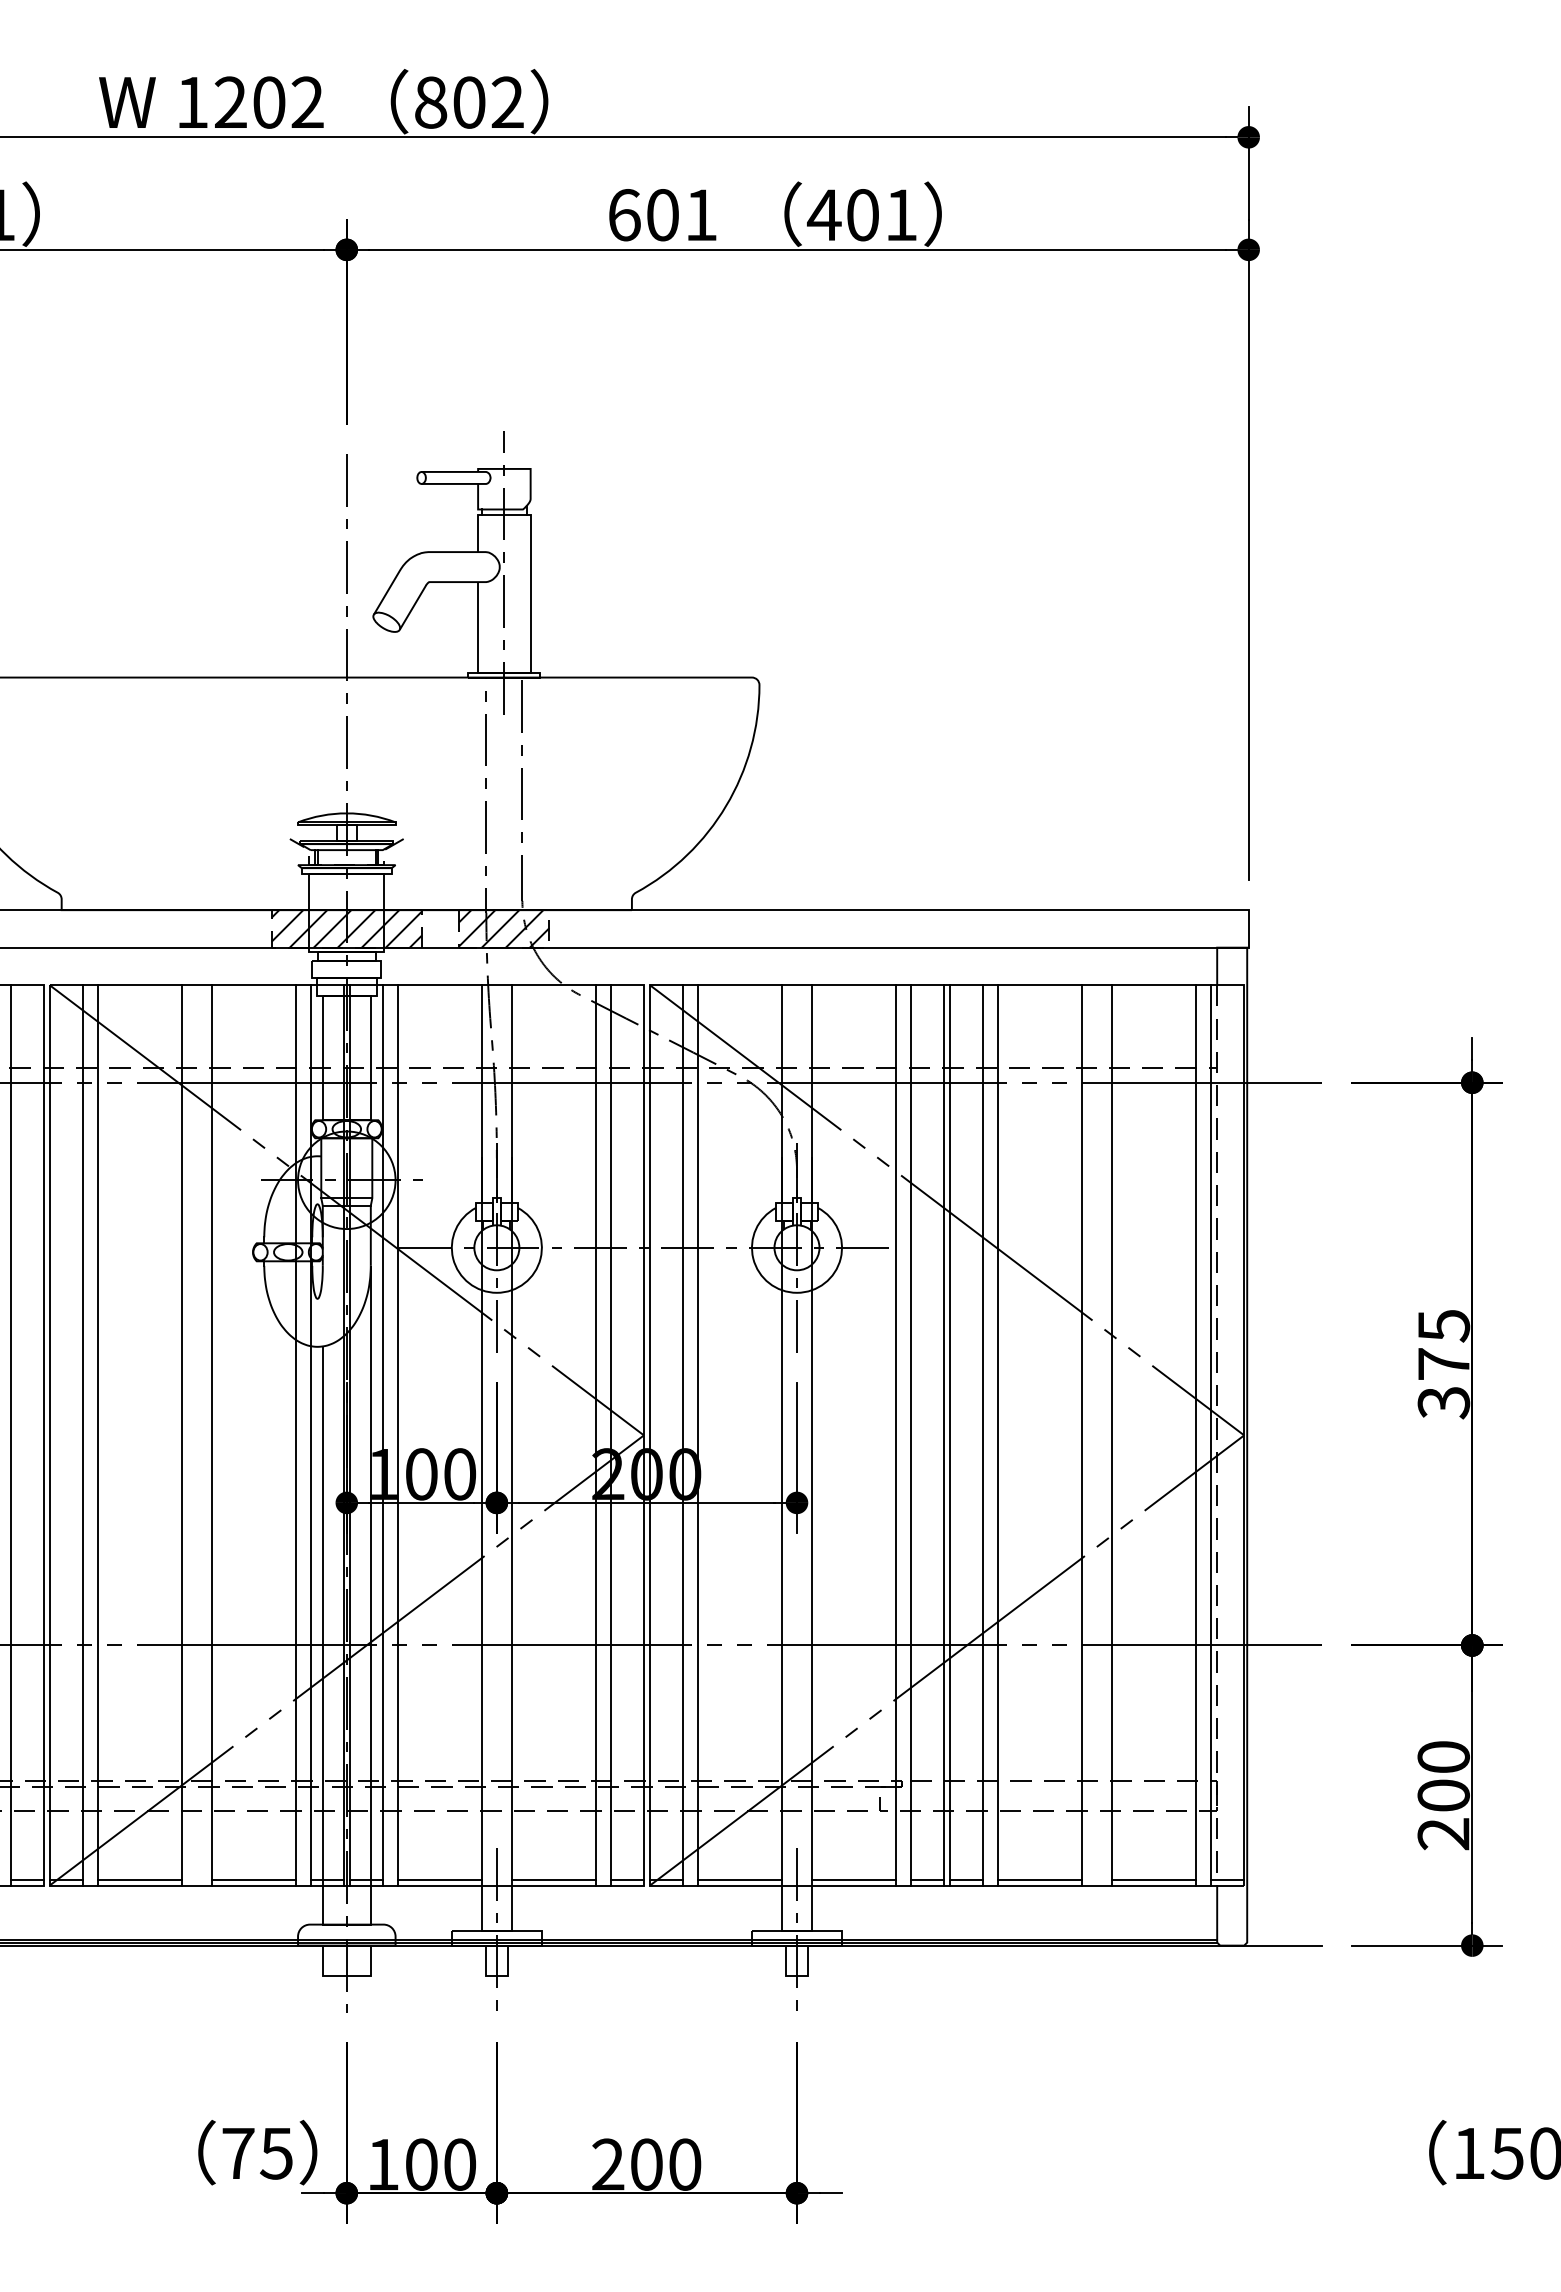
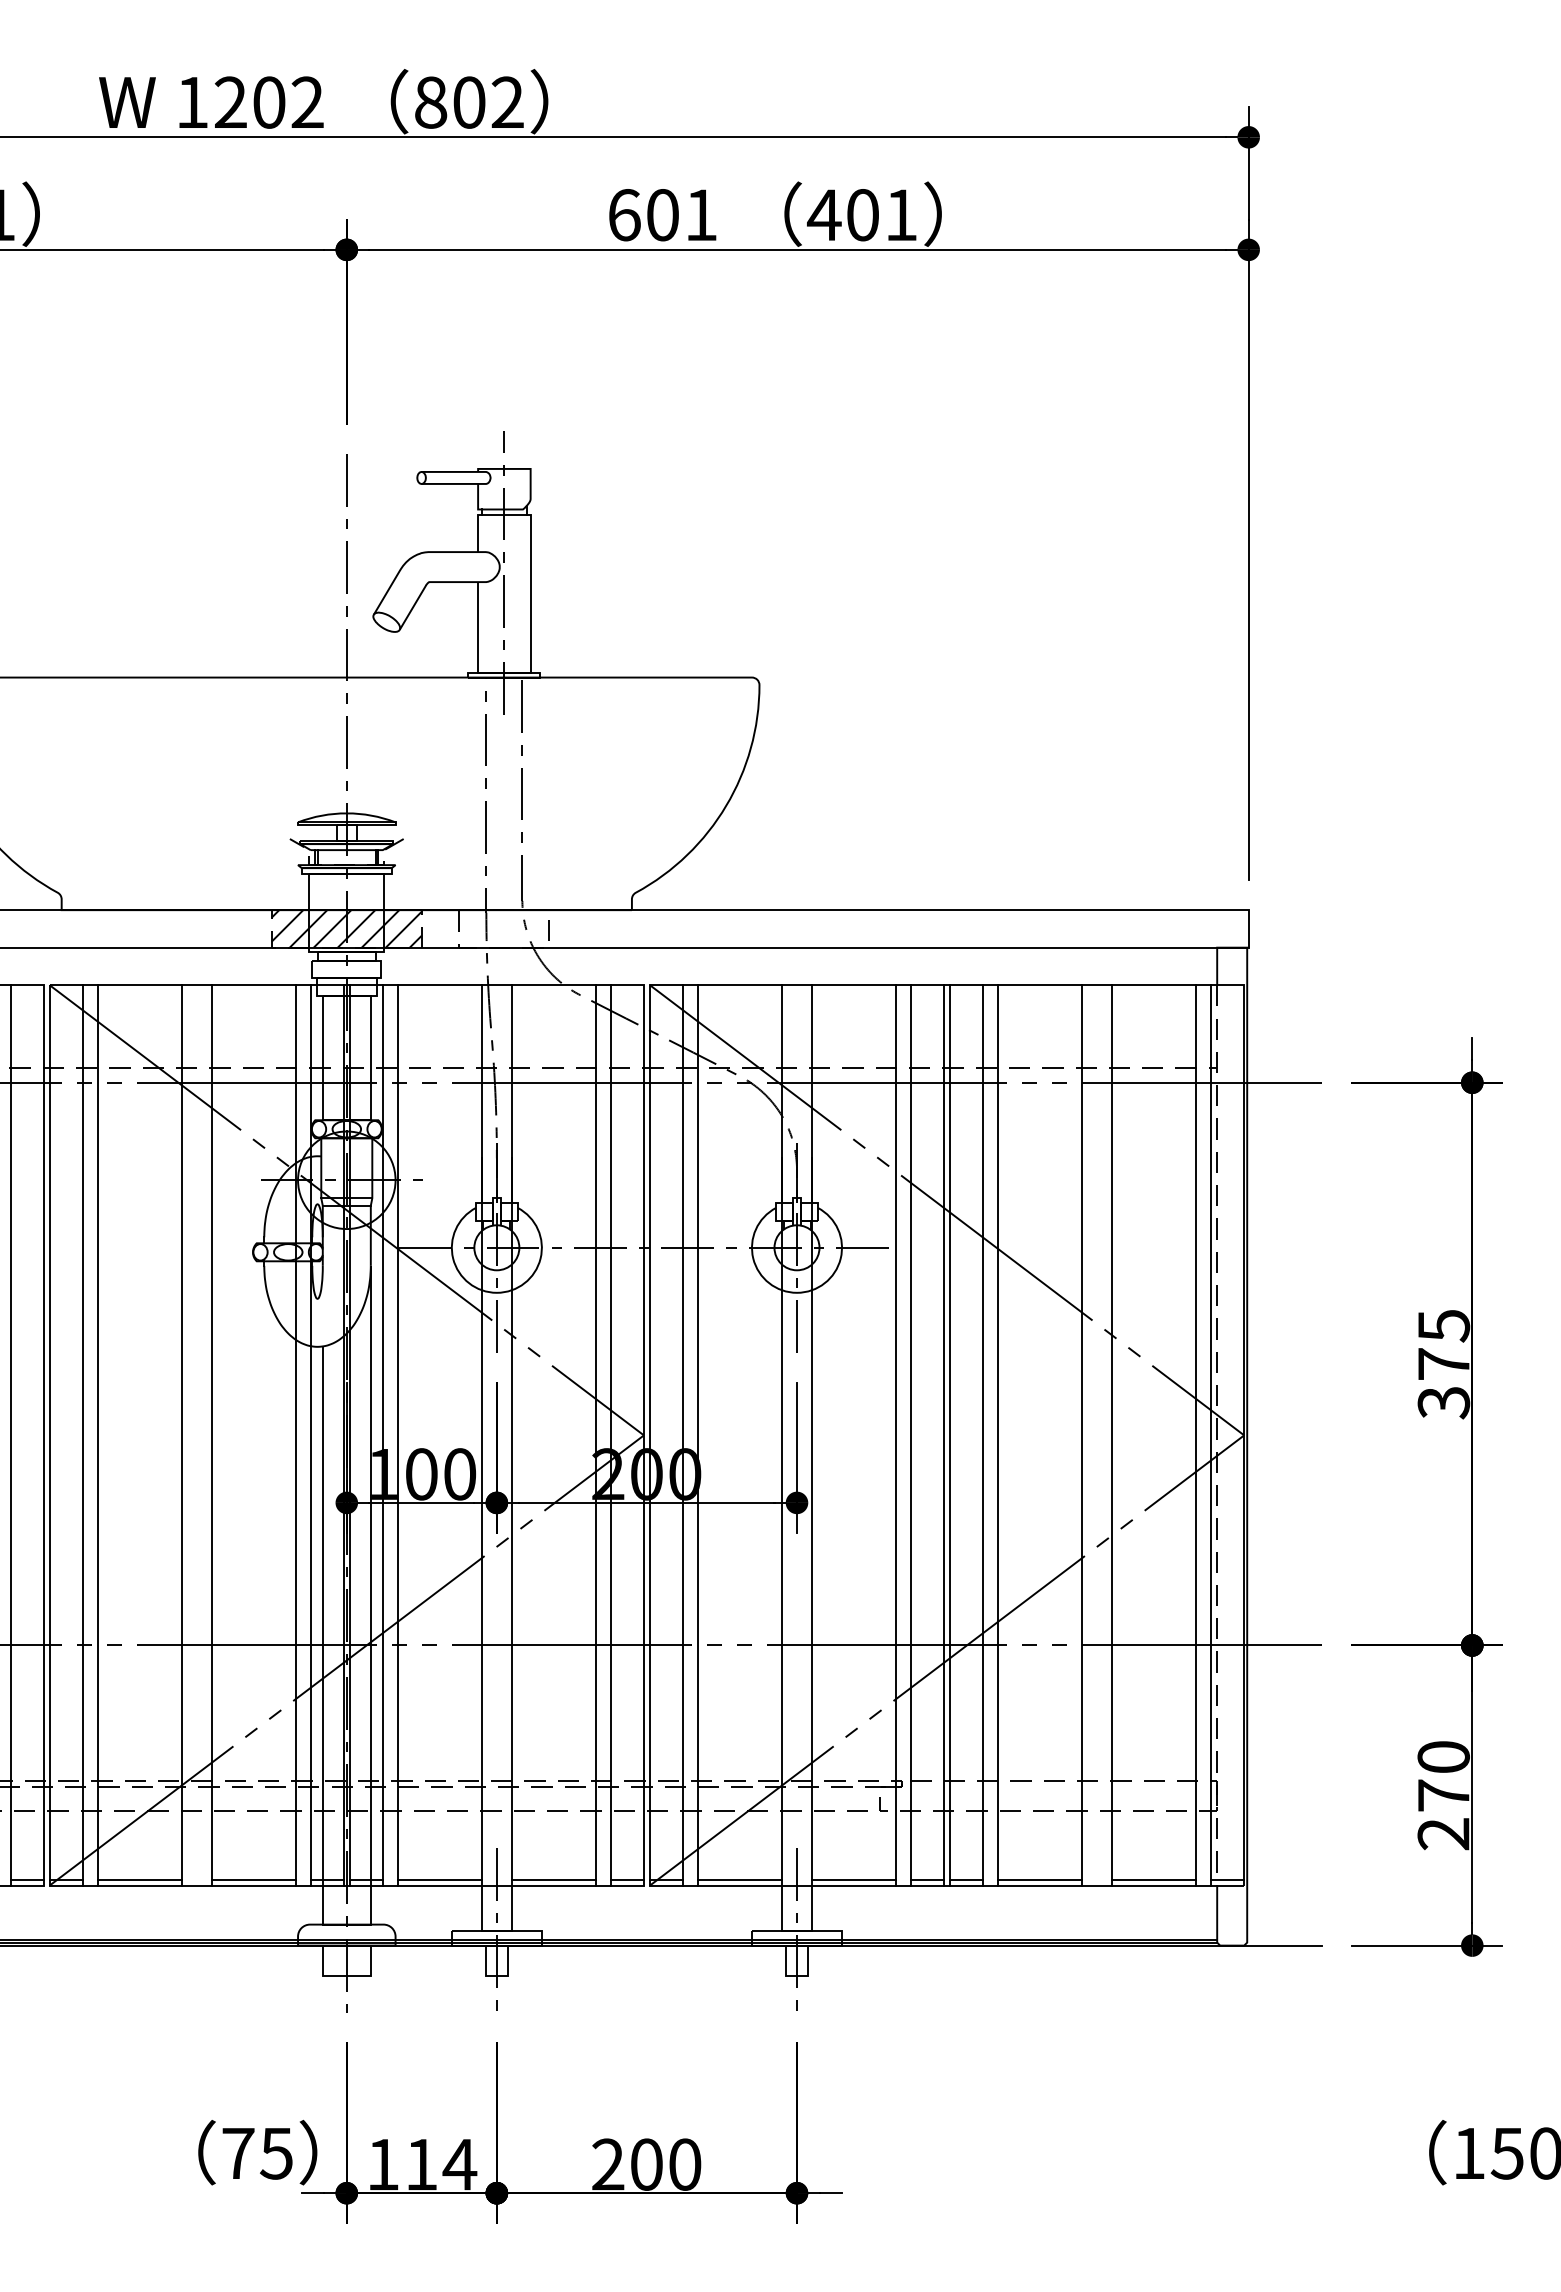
hatch: present -> none (504, 928)
text: 200 -> 270 (1443, 1795)
text: 100 -> 114 (441, 2164)
